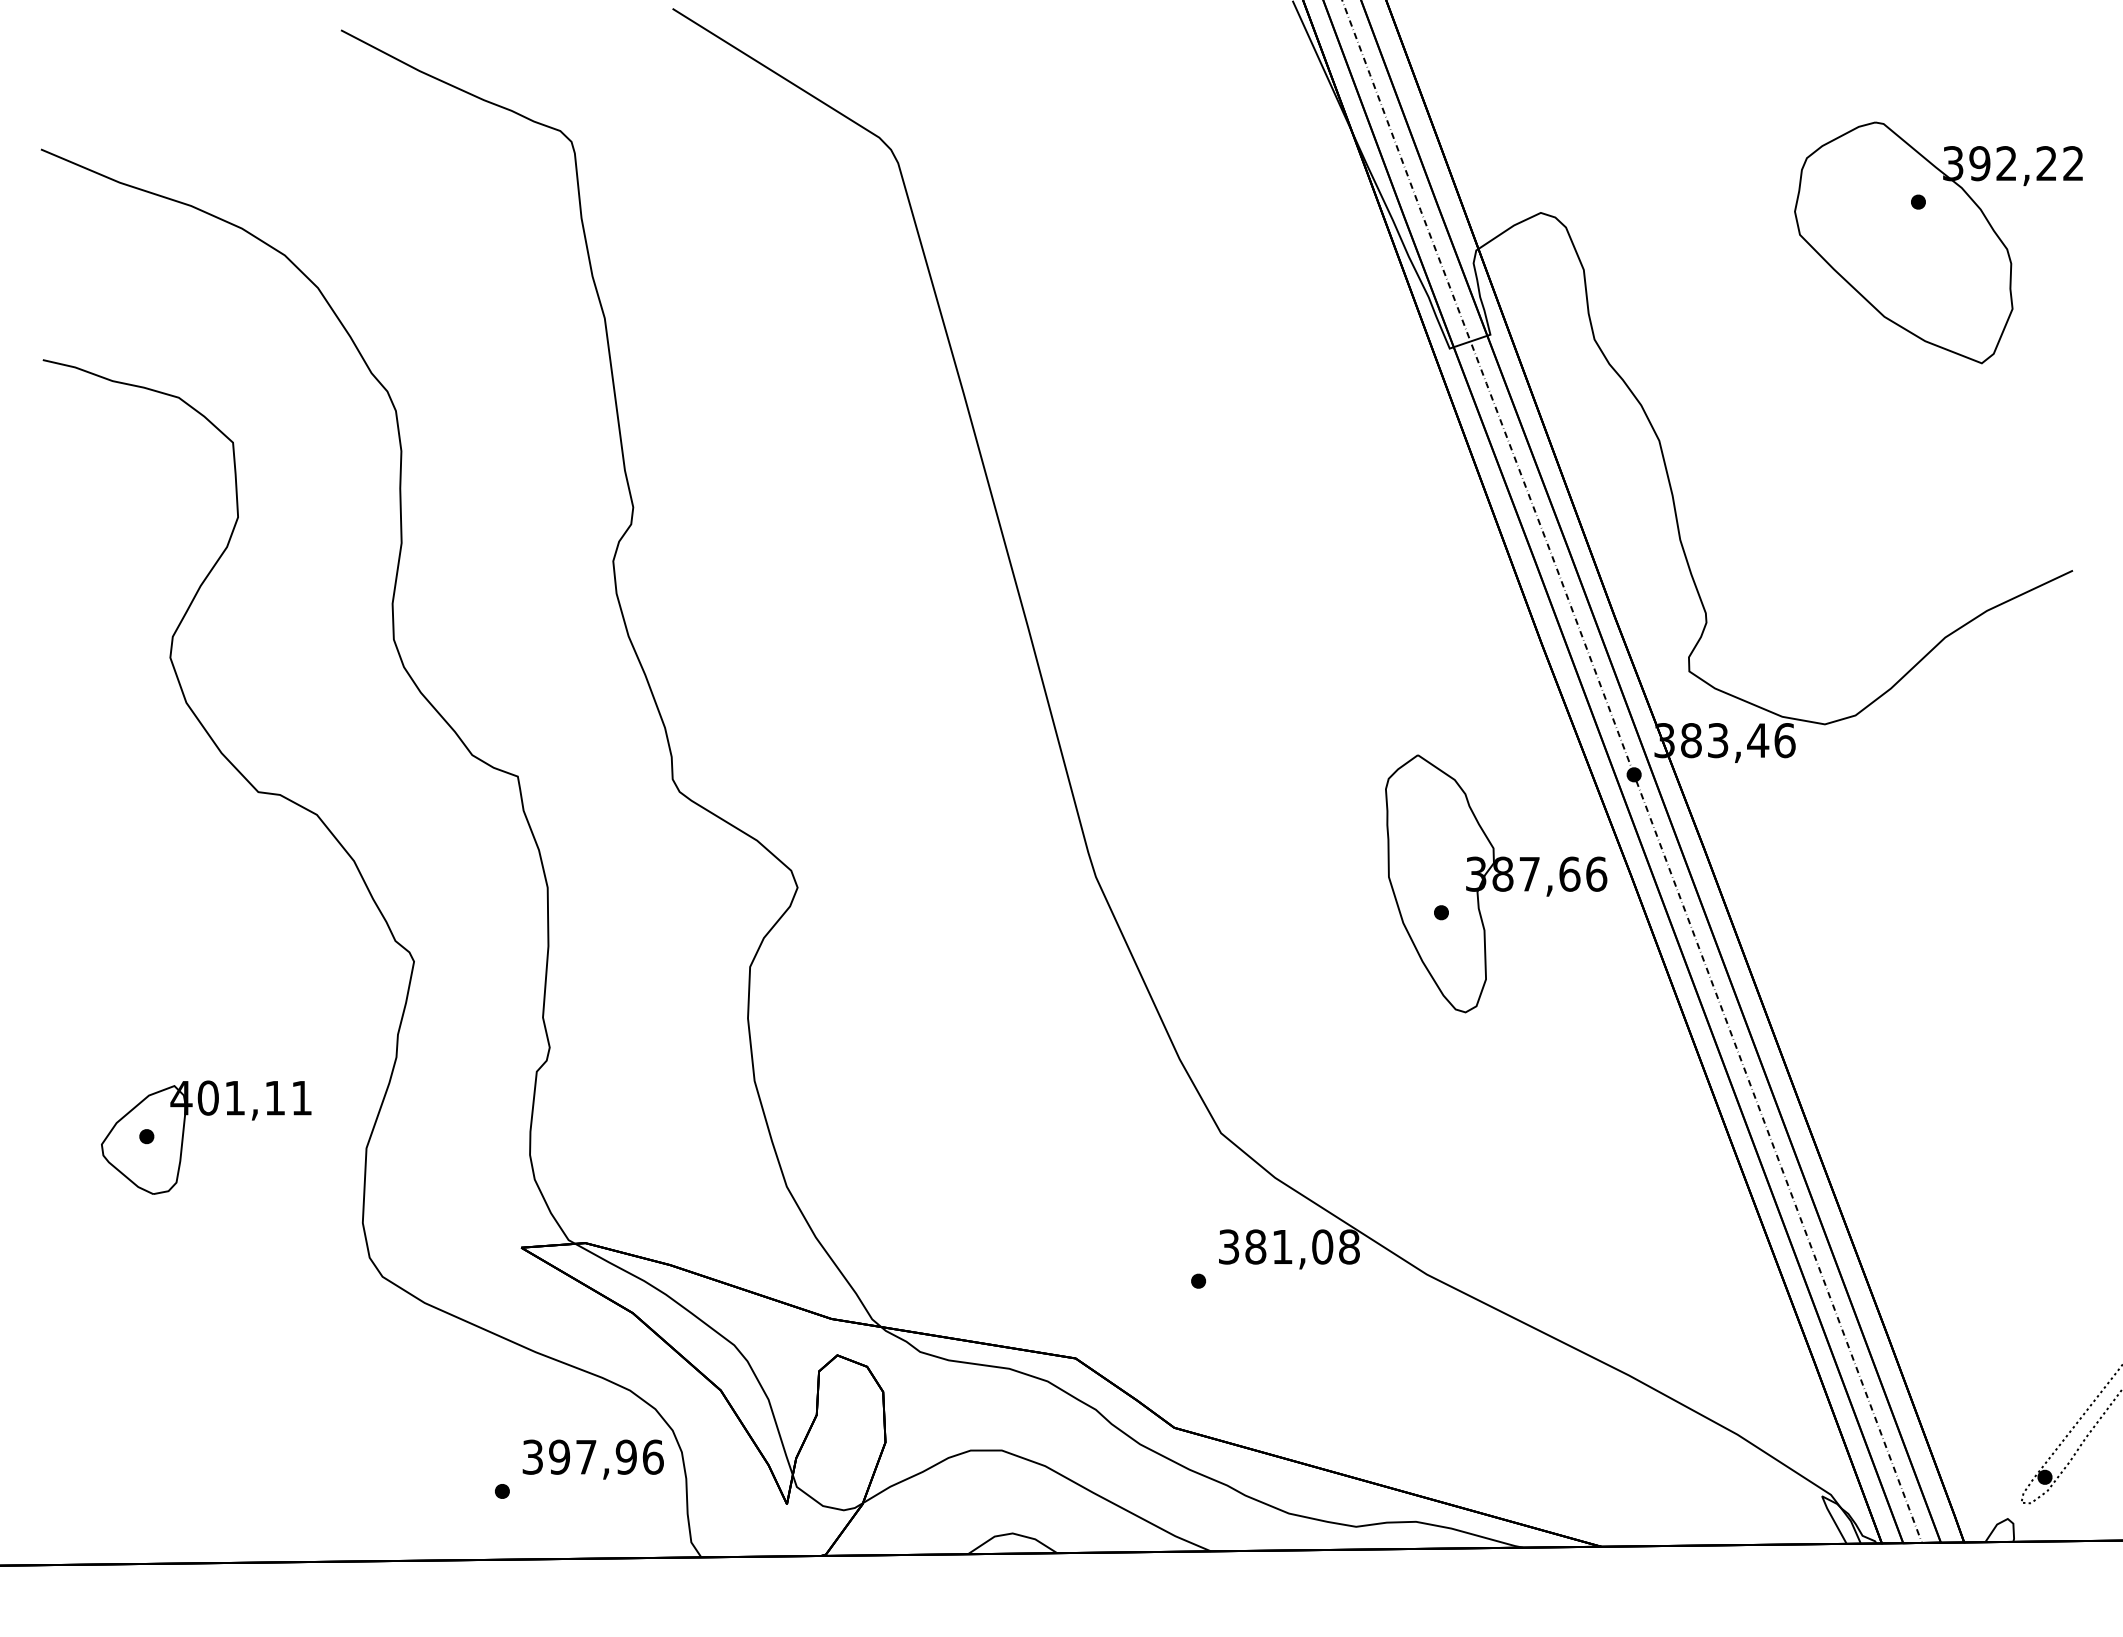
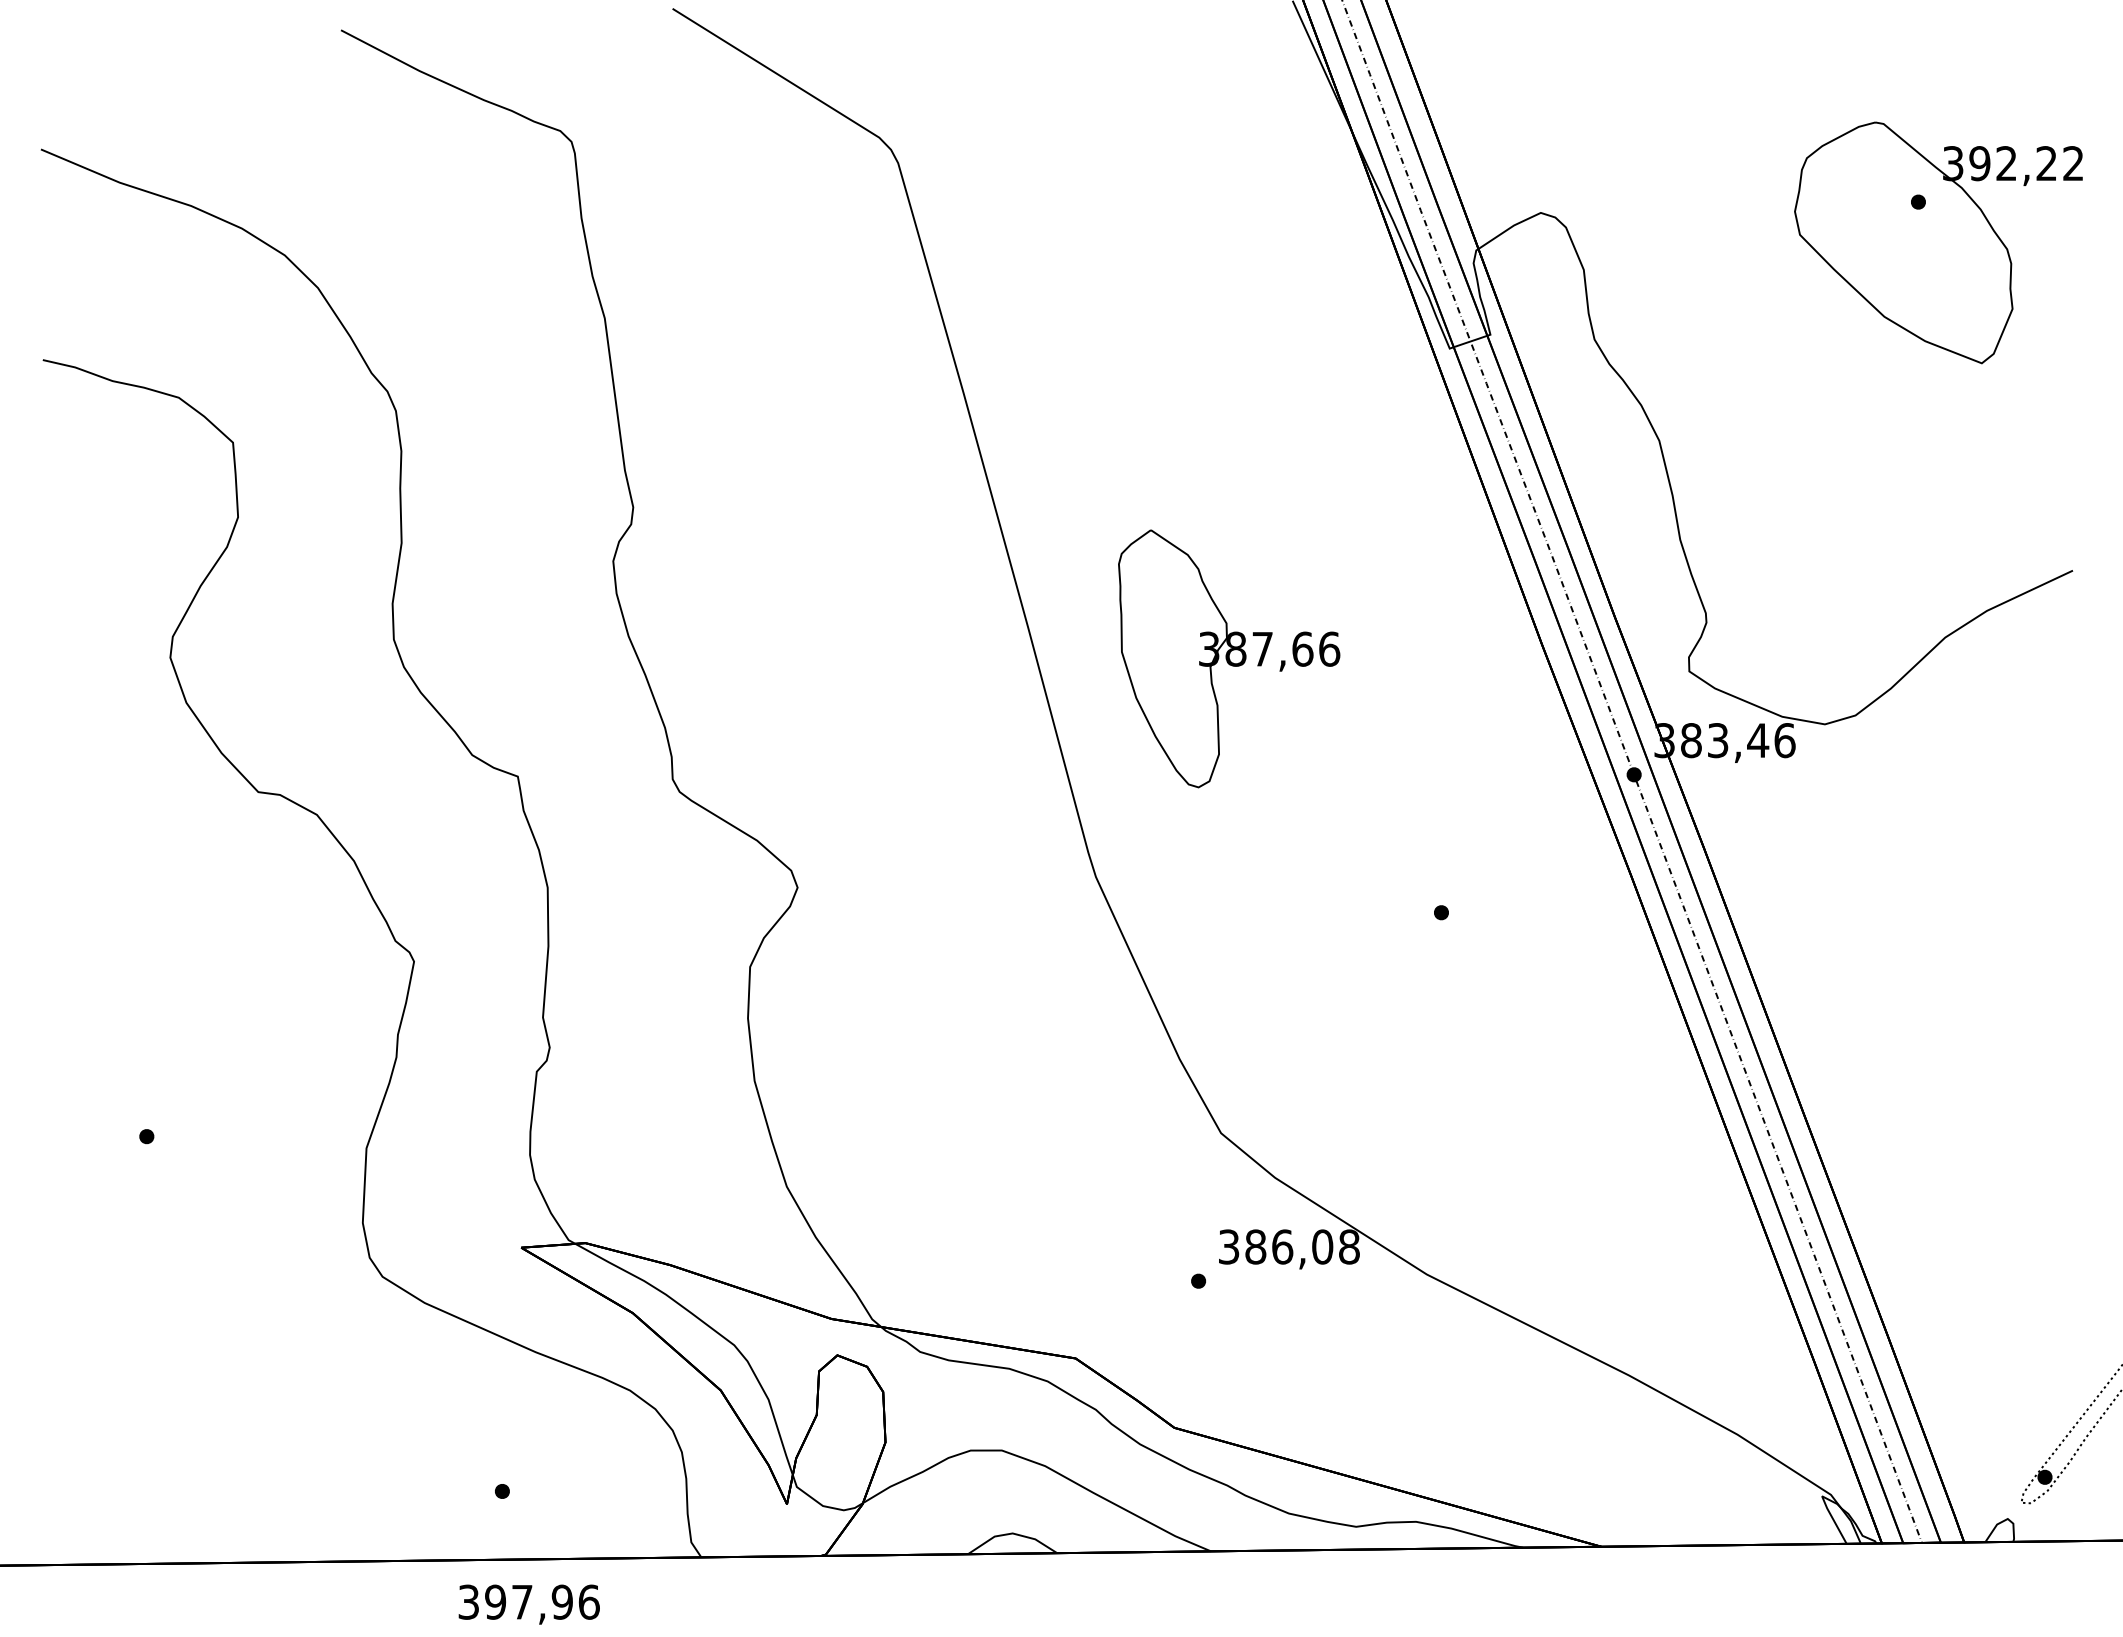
part position: (1496, 883) -> (1229, 658) (1229, 658)
part: present -> none (206, 1115)
text: 381,08 -> 386,08 (1282, 1246)
text position: (592, 1459) -> (528, 1604) (528, 1604)
